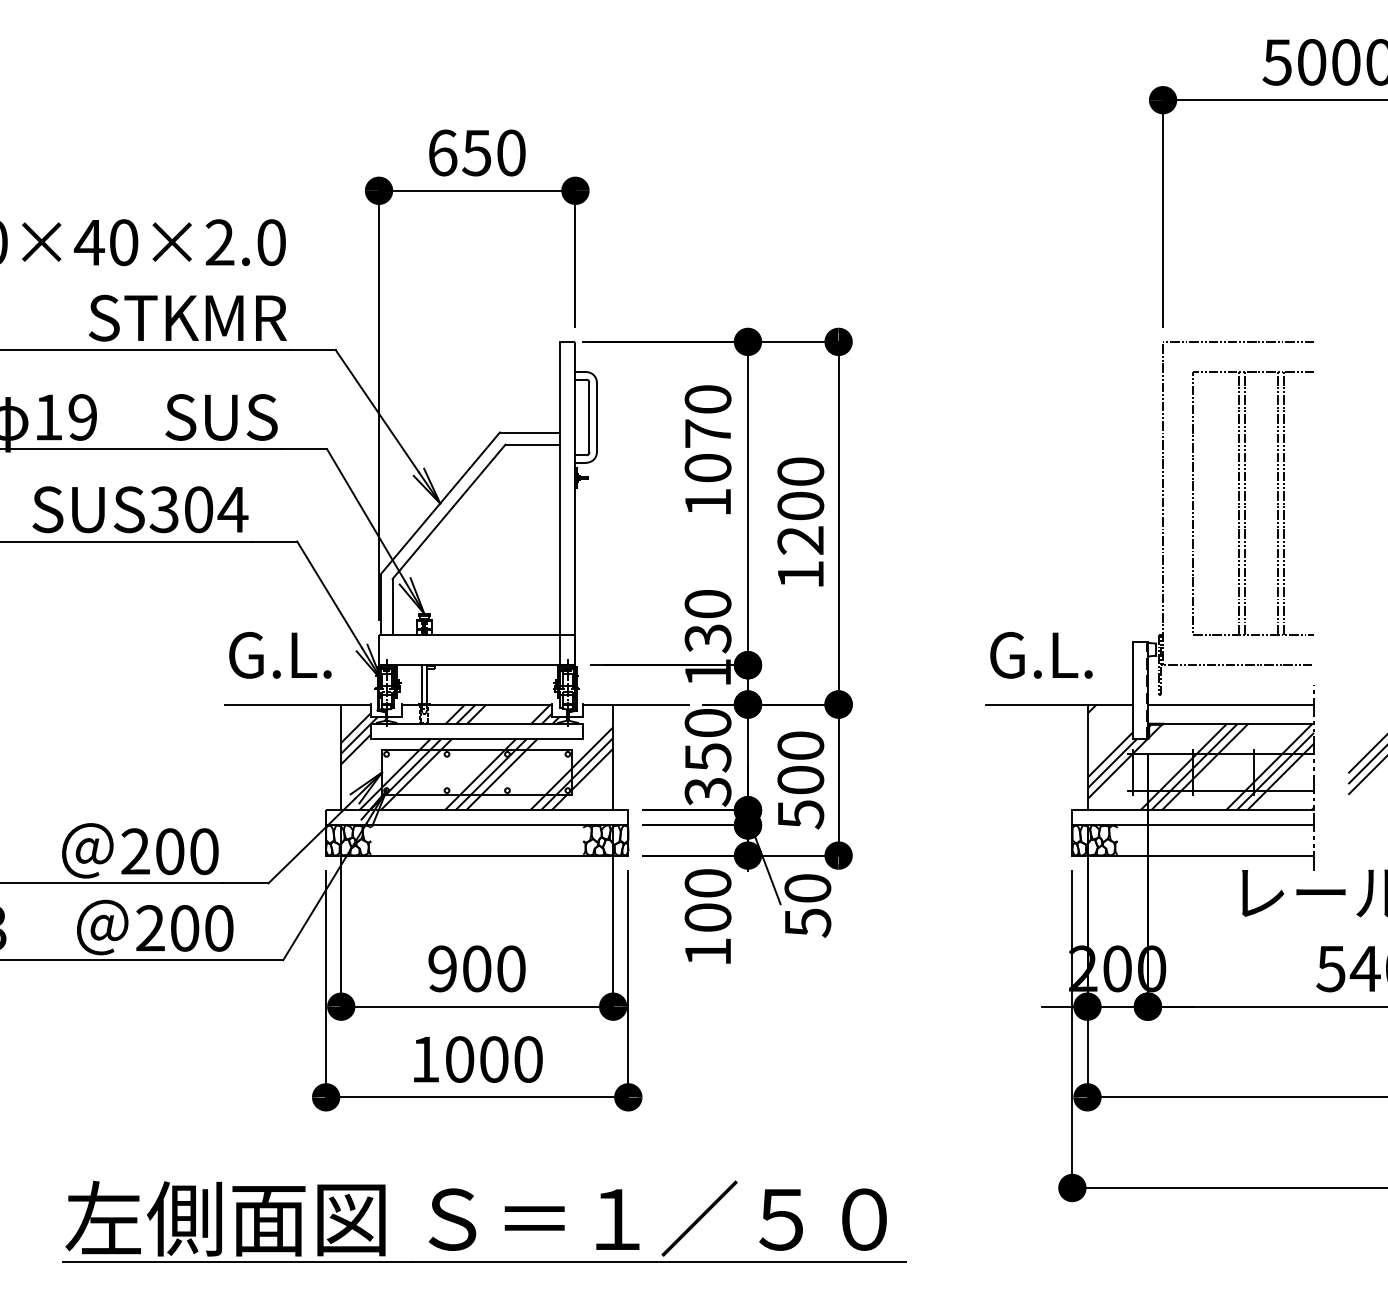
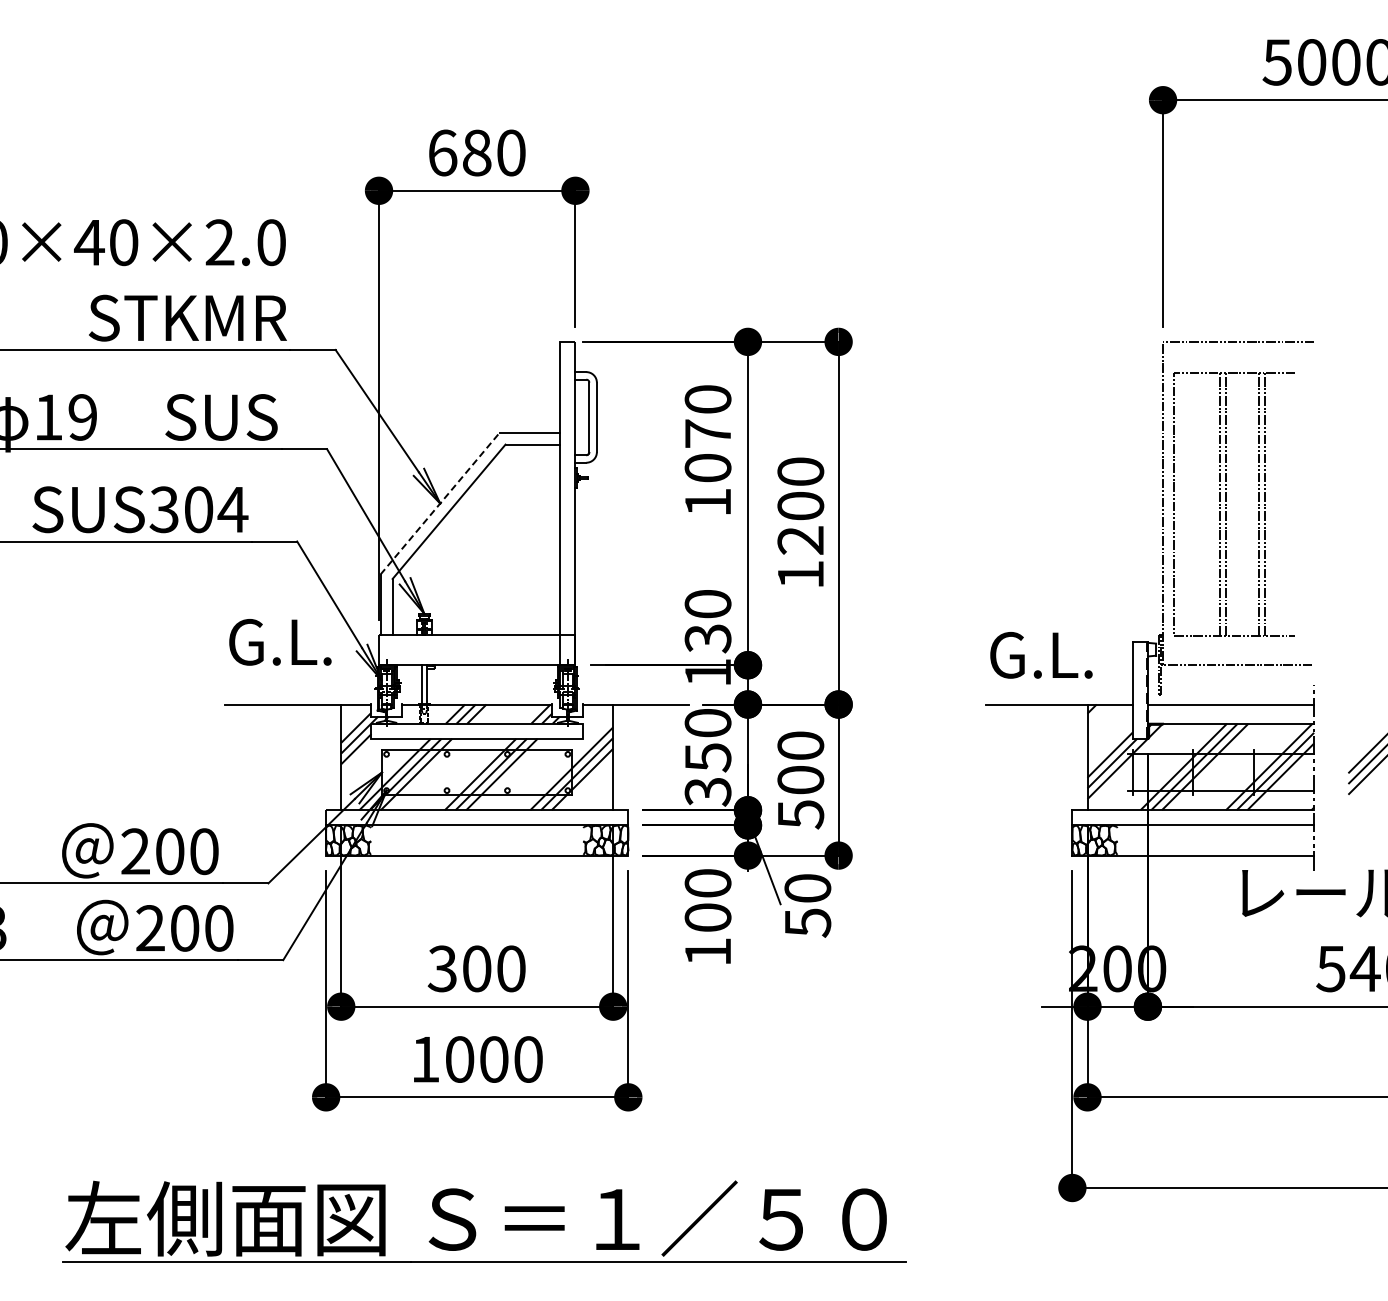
text: 650 -> 680 (476, 152)
line: solid -> dashed (440, 503)
part position: (1245, 503) -> (1226, 504) (1226, 504)
text position: (280, 655) -> (280, 642) (280, 642)
text: 900 -> 300 (441, 968)
